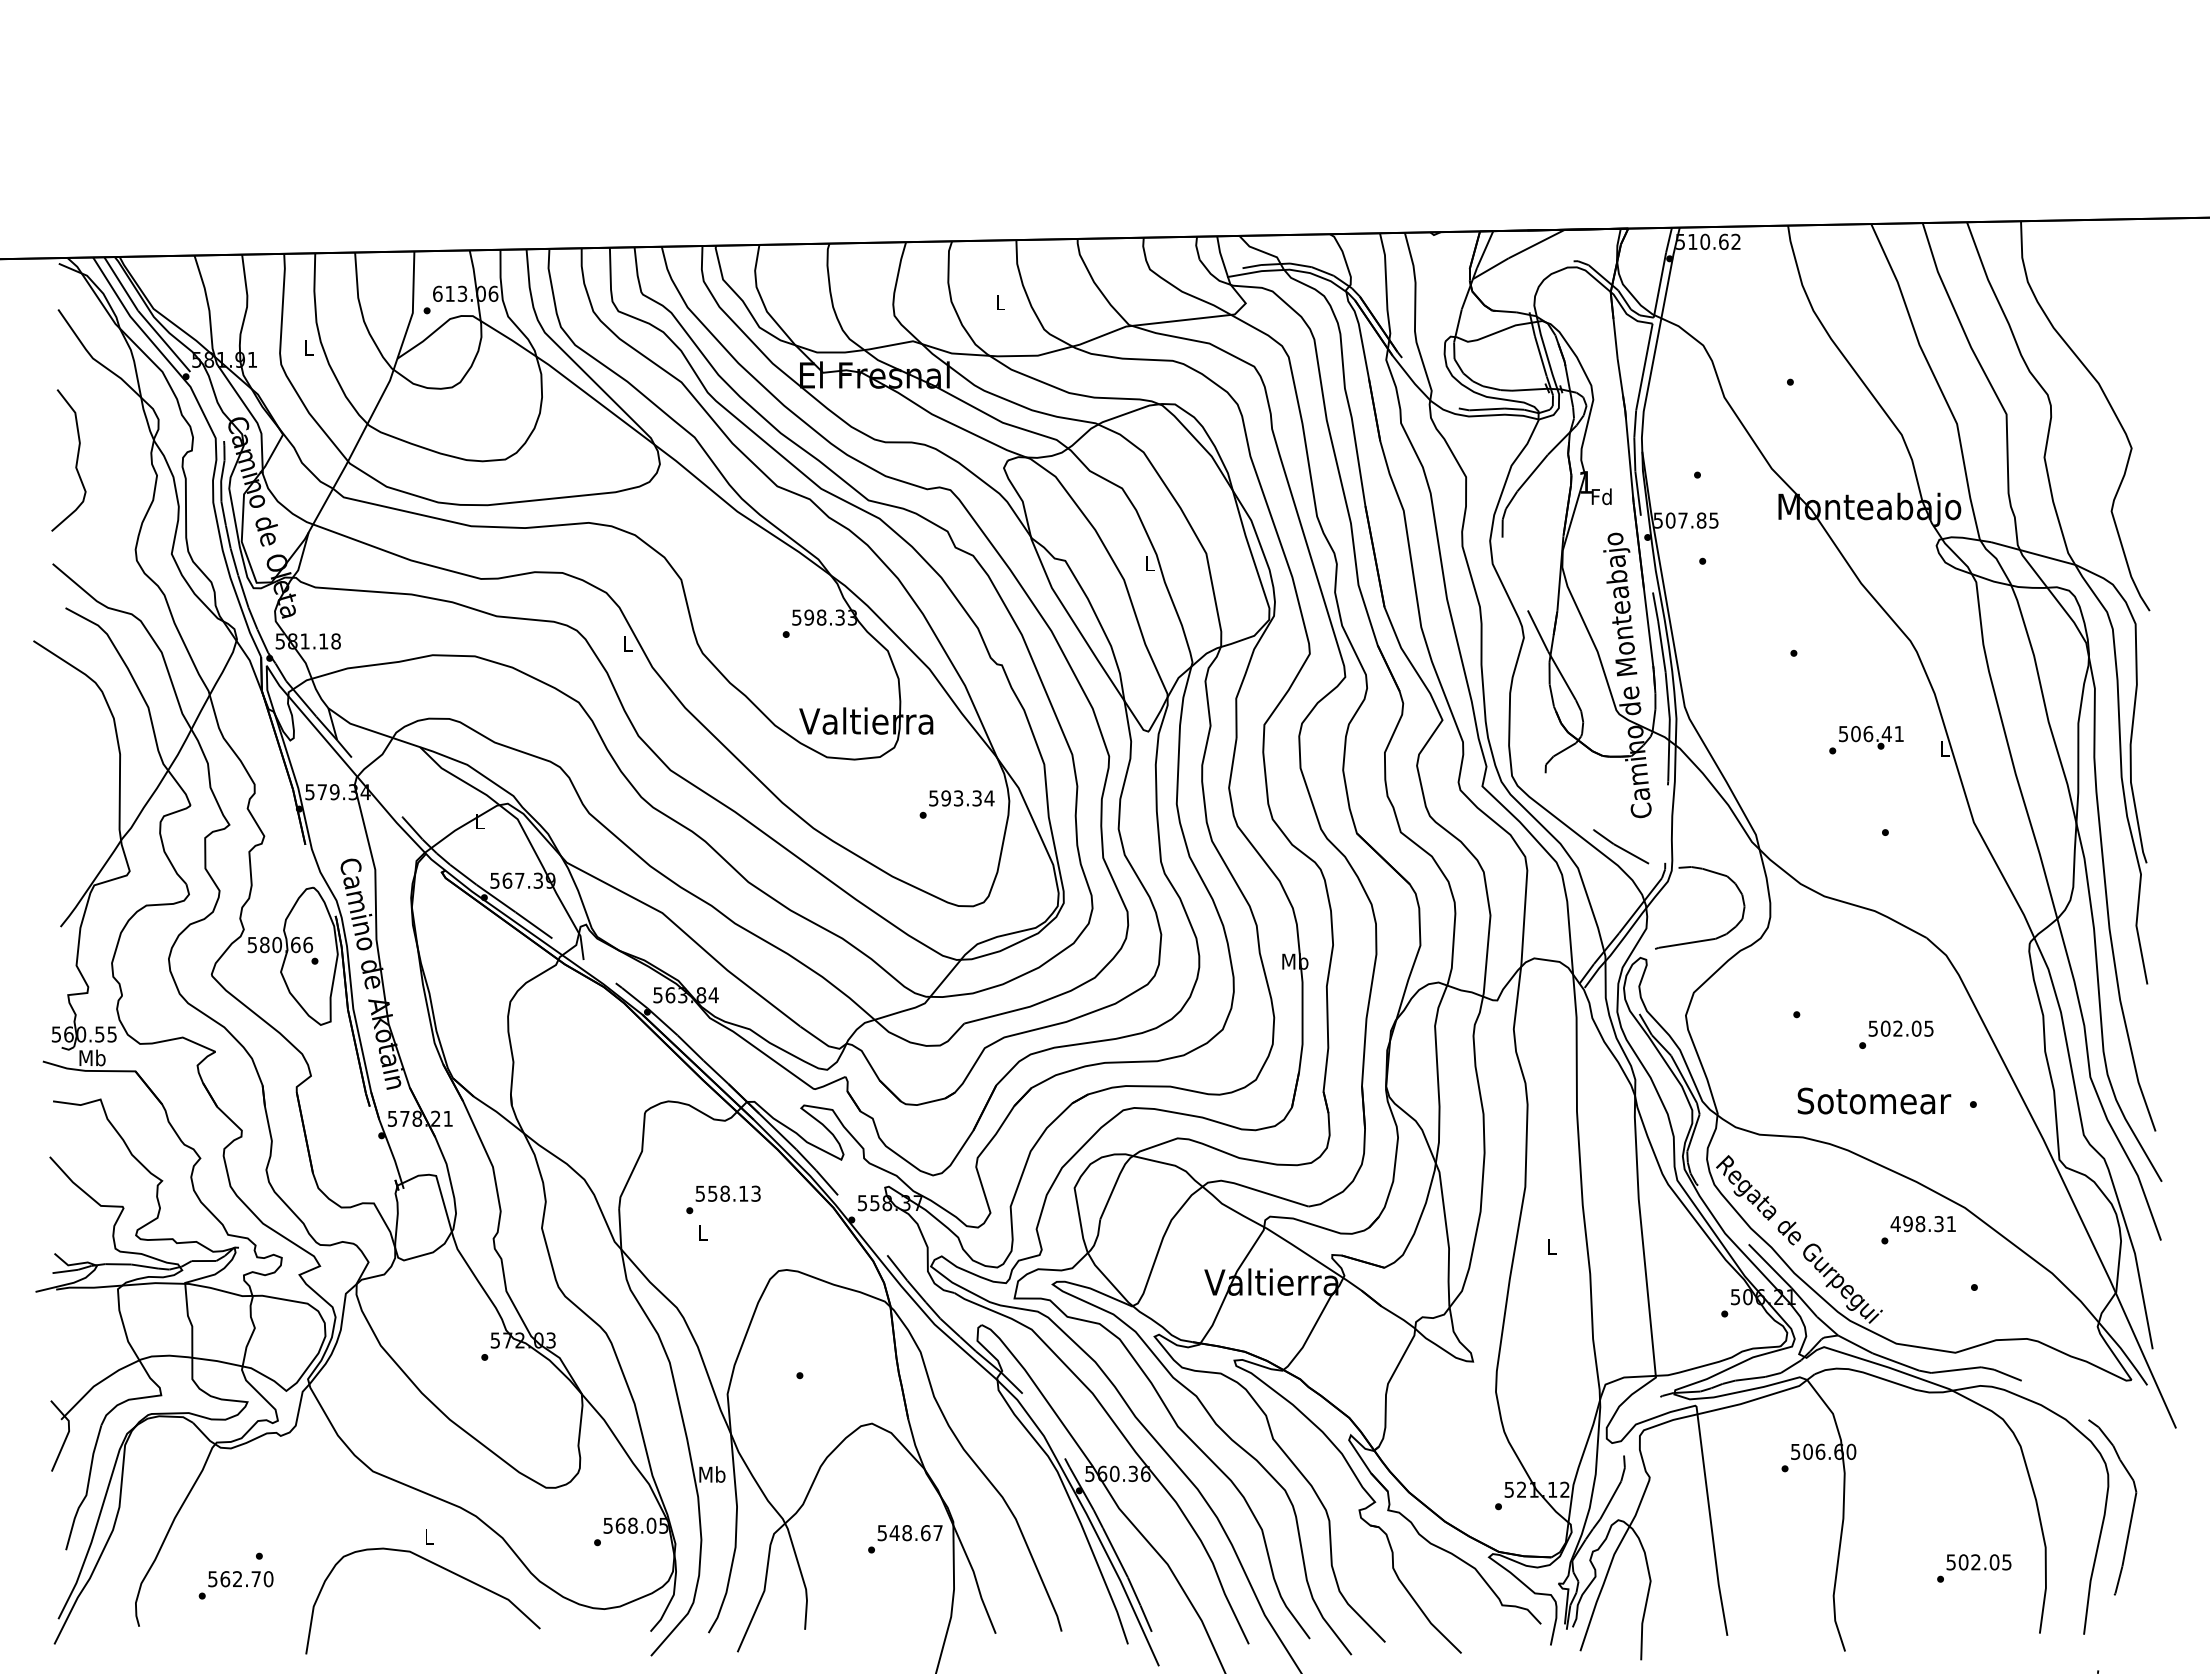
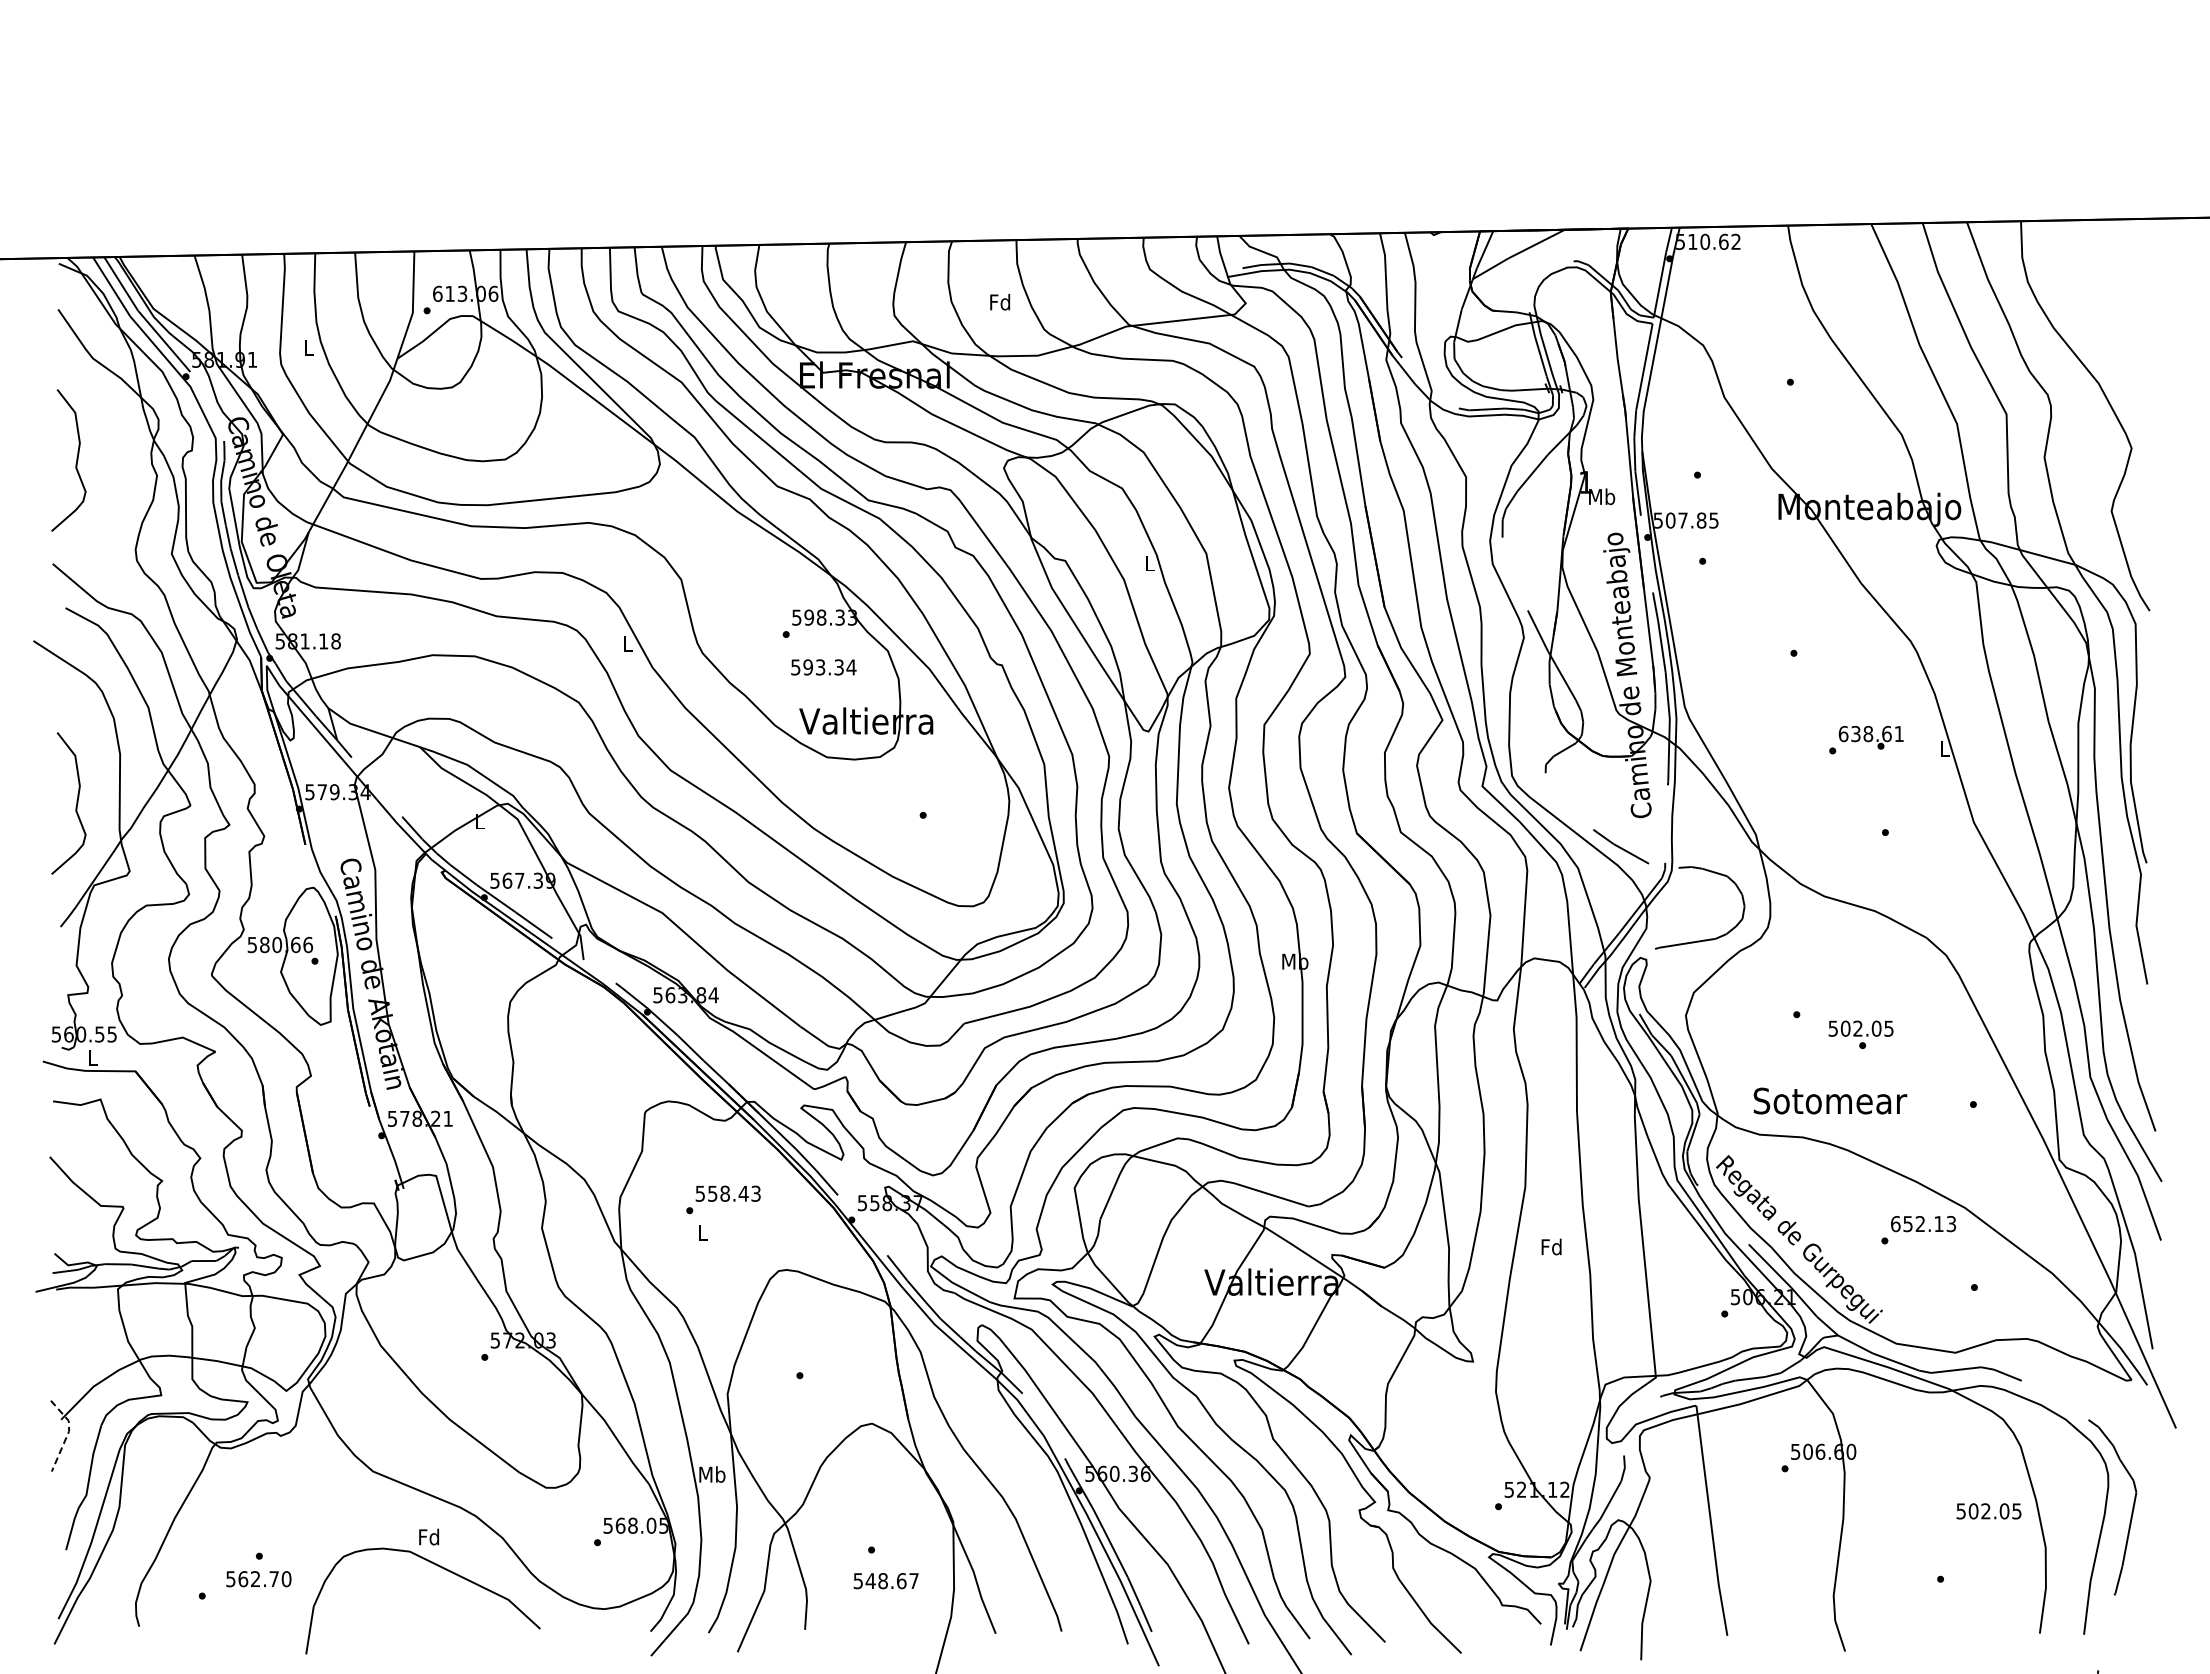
text: L -> Fd (1000, 301)
text: Fd -> Mb (1602, 496)
text: 506.41 -> 638.61 (1864, 733)
text position: (961, 798) -> (823, 667) (823, 667)
curve: none -> present (75, 806)
text position: (1900, 1028) -> (1860, 1028) (1860, 1028)
text: Mb -> L (92, 1057)
text position: (1874, 1100) -> (1830, 1100) (1830, 1100)
text: 558.13 -> 558.43 (743, 1193)
text: 498.31 -> 652.13 (1922, 1224)
text: L -> Fd (1551, 1246)
line: solid -> dashed (68, 1433)
text position: (909, 1533) -> (885, 1581) (885, 1581)
text: L -> Fd (428, 1536)
text position: (1978, 1562) -> (1988, 1511) (1988, 1511)
text position: (240, 1579) -> (258, 1579) (258, 1579)
